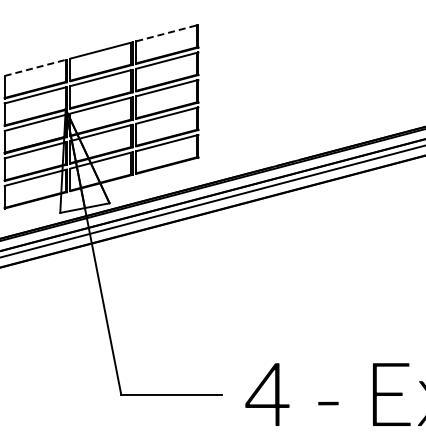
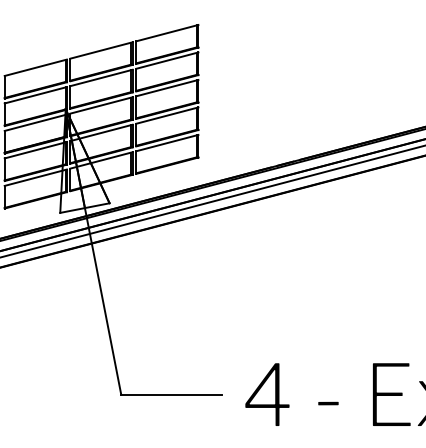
line: dashed -> solid (167, 33)
line: dashed -> solid (36, 67)
